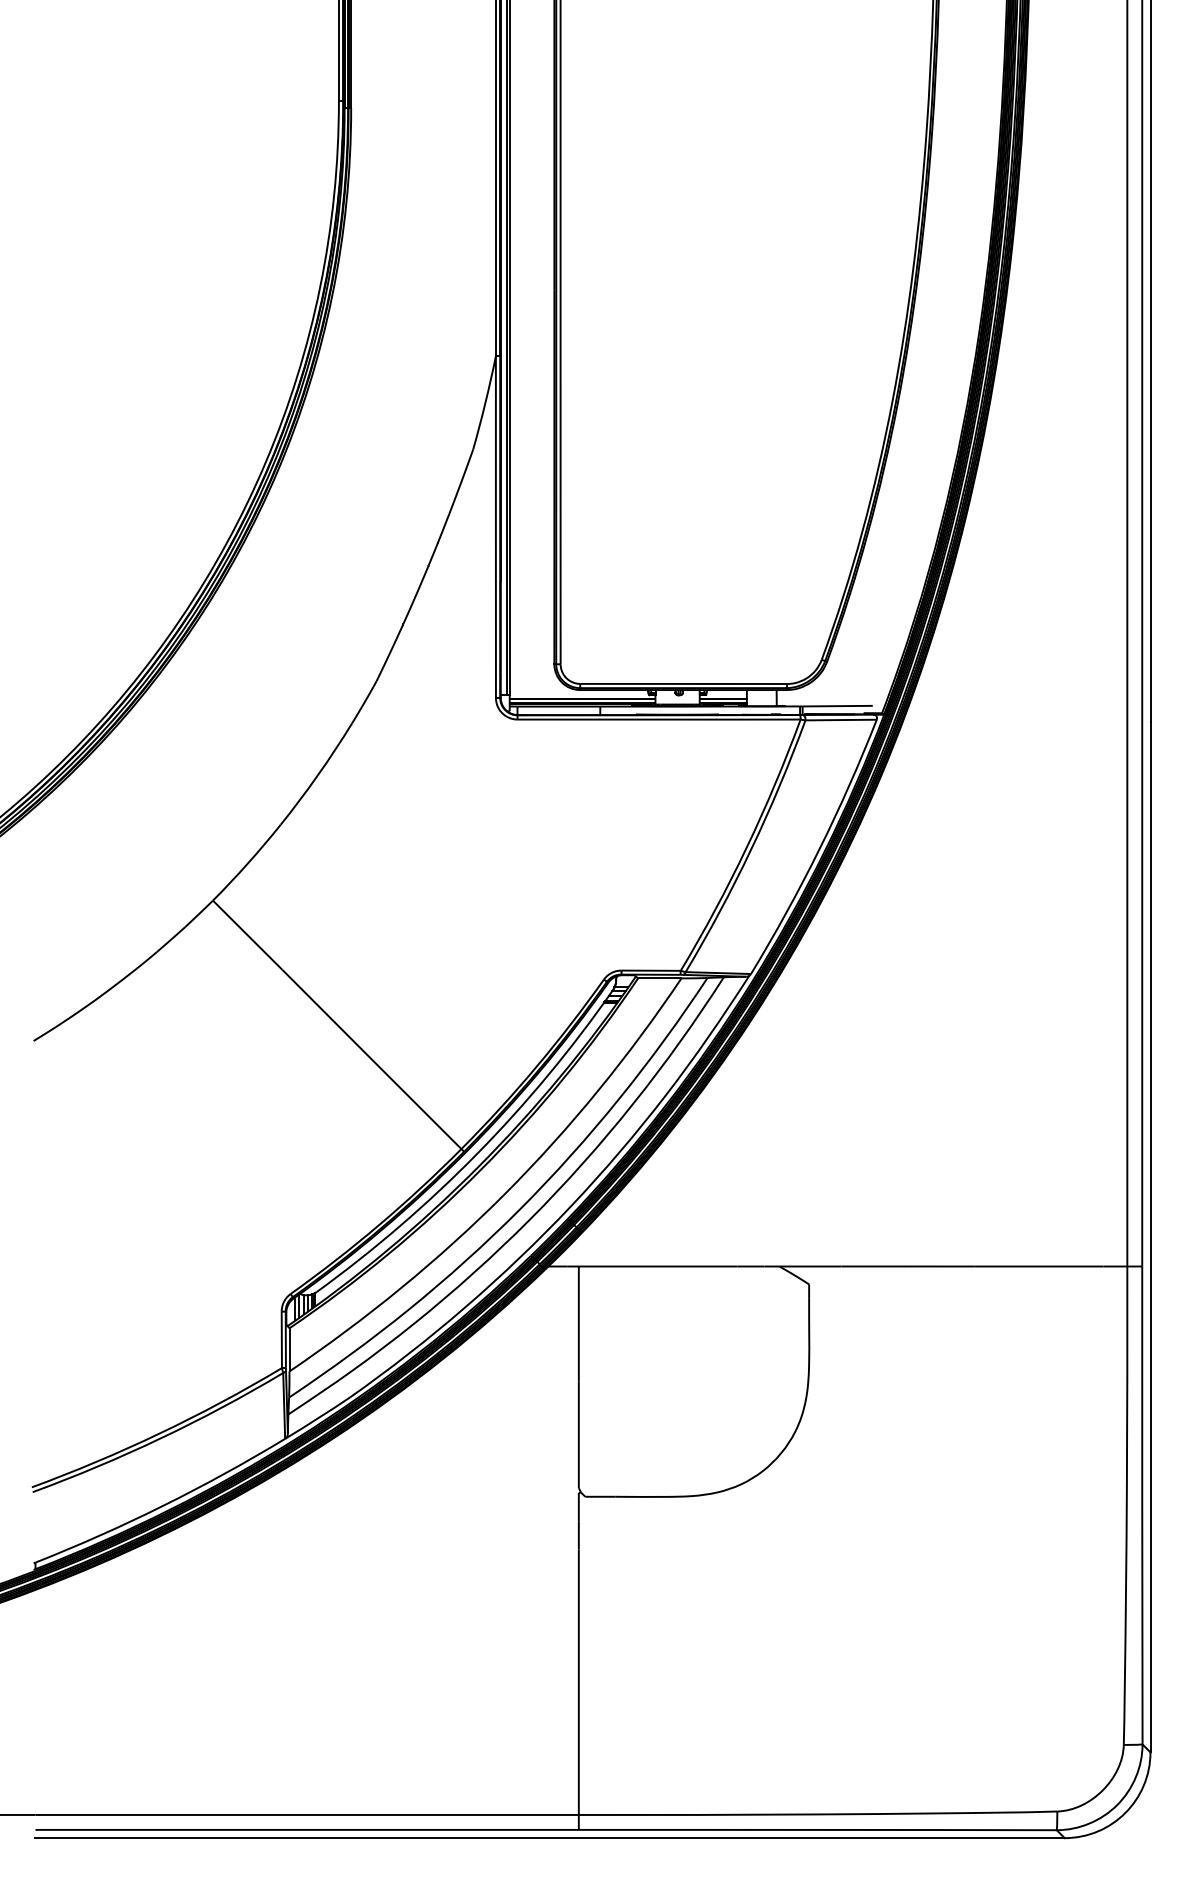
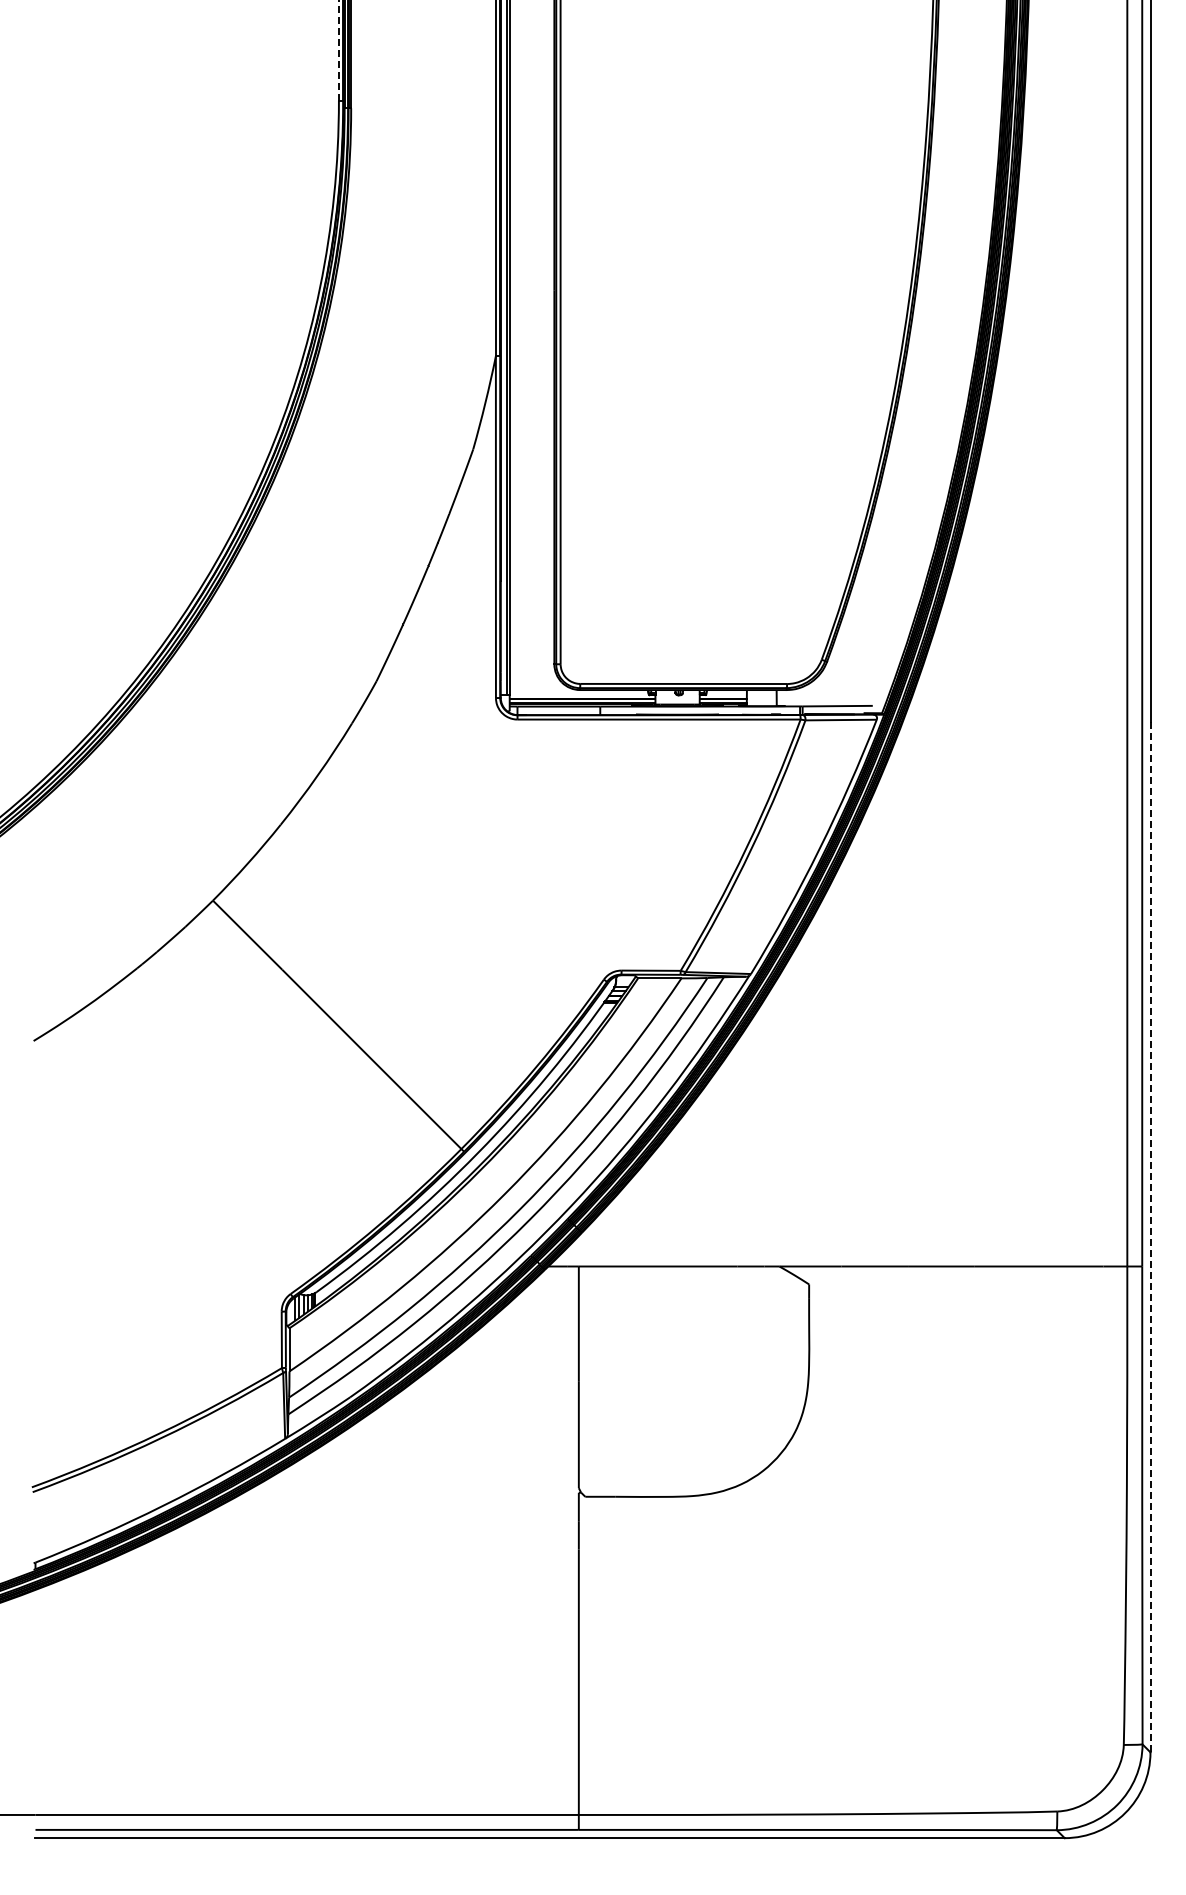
line: solid -> dashed (338, 50)
line: solid -> dashed (1150, 1237)
